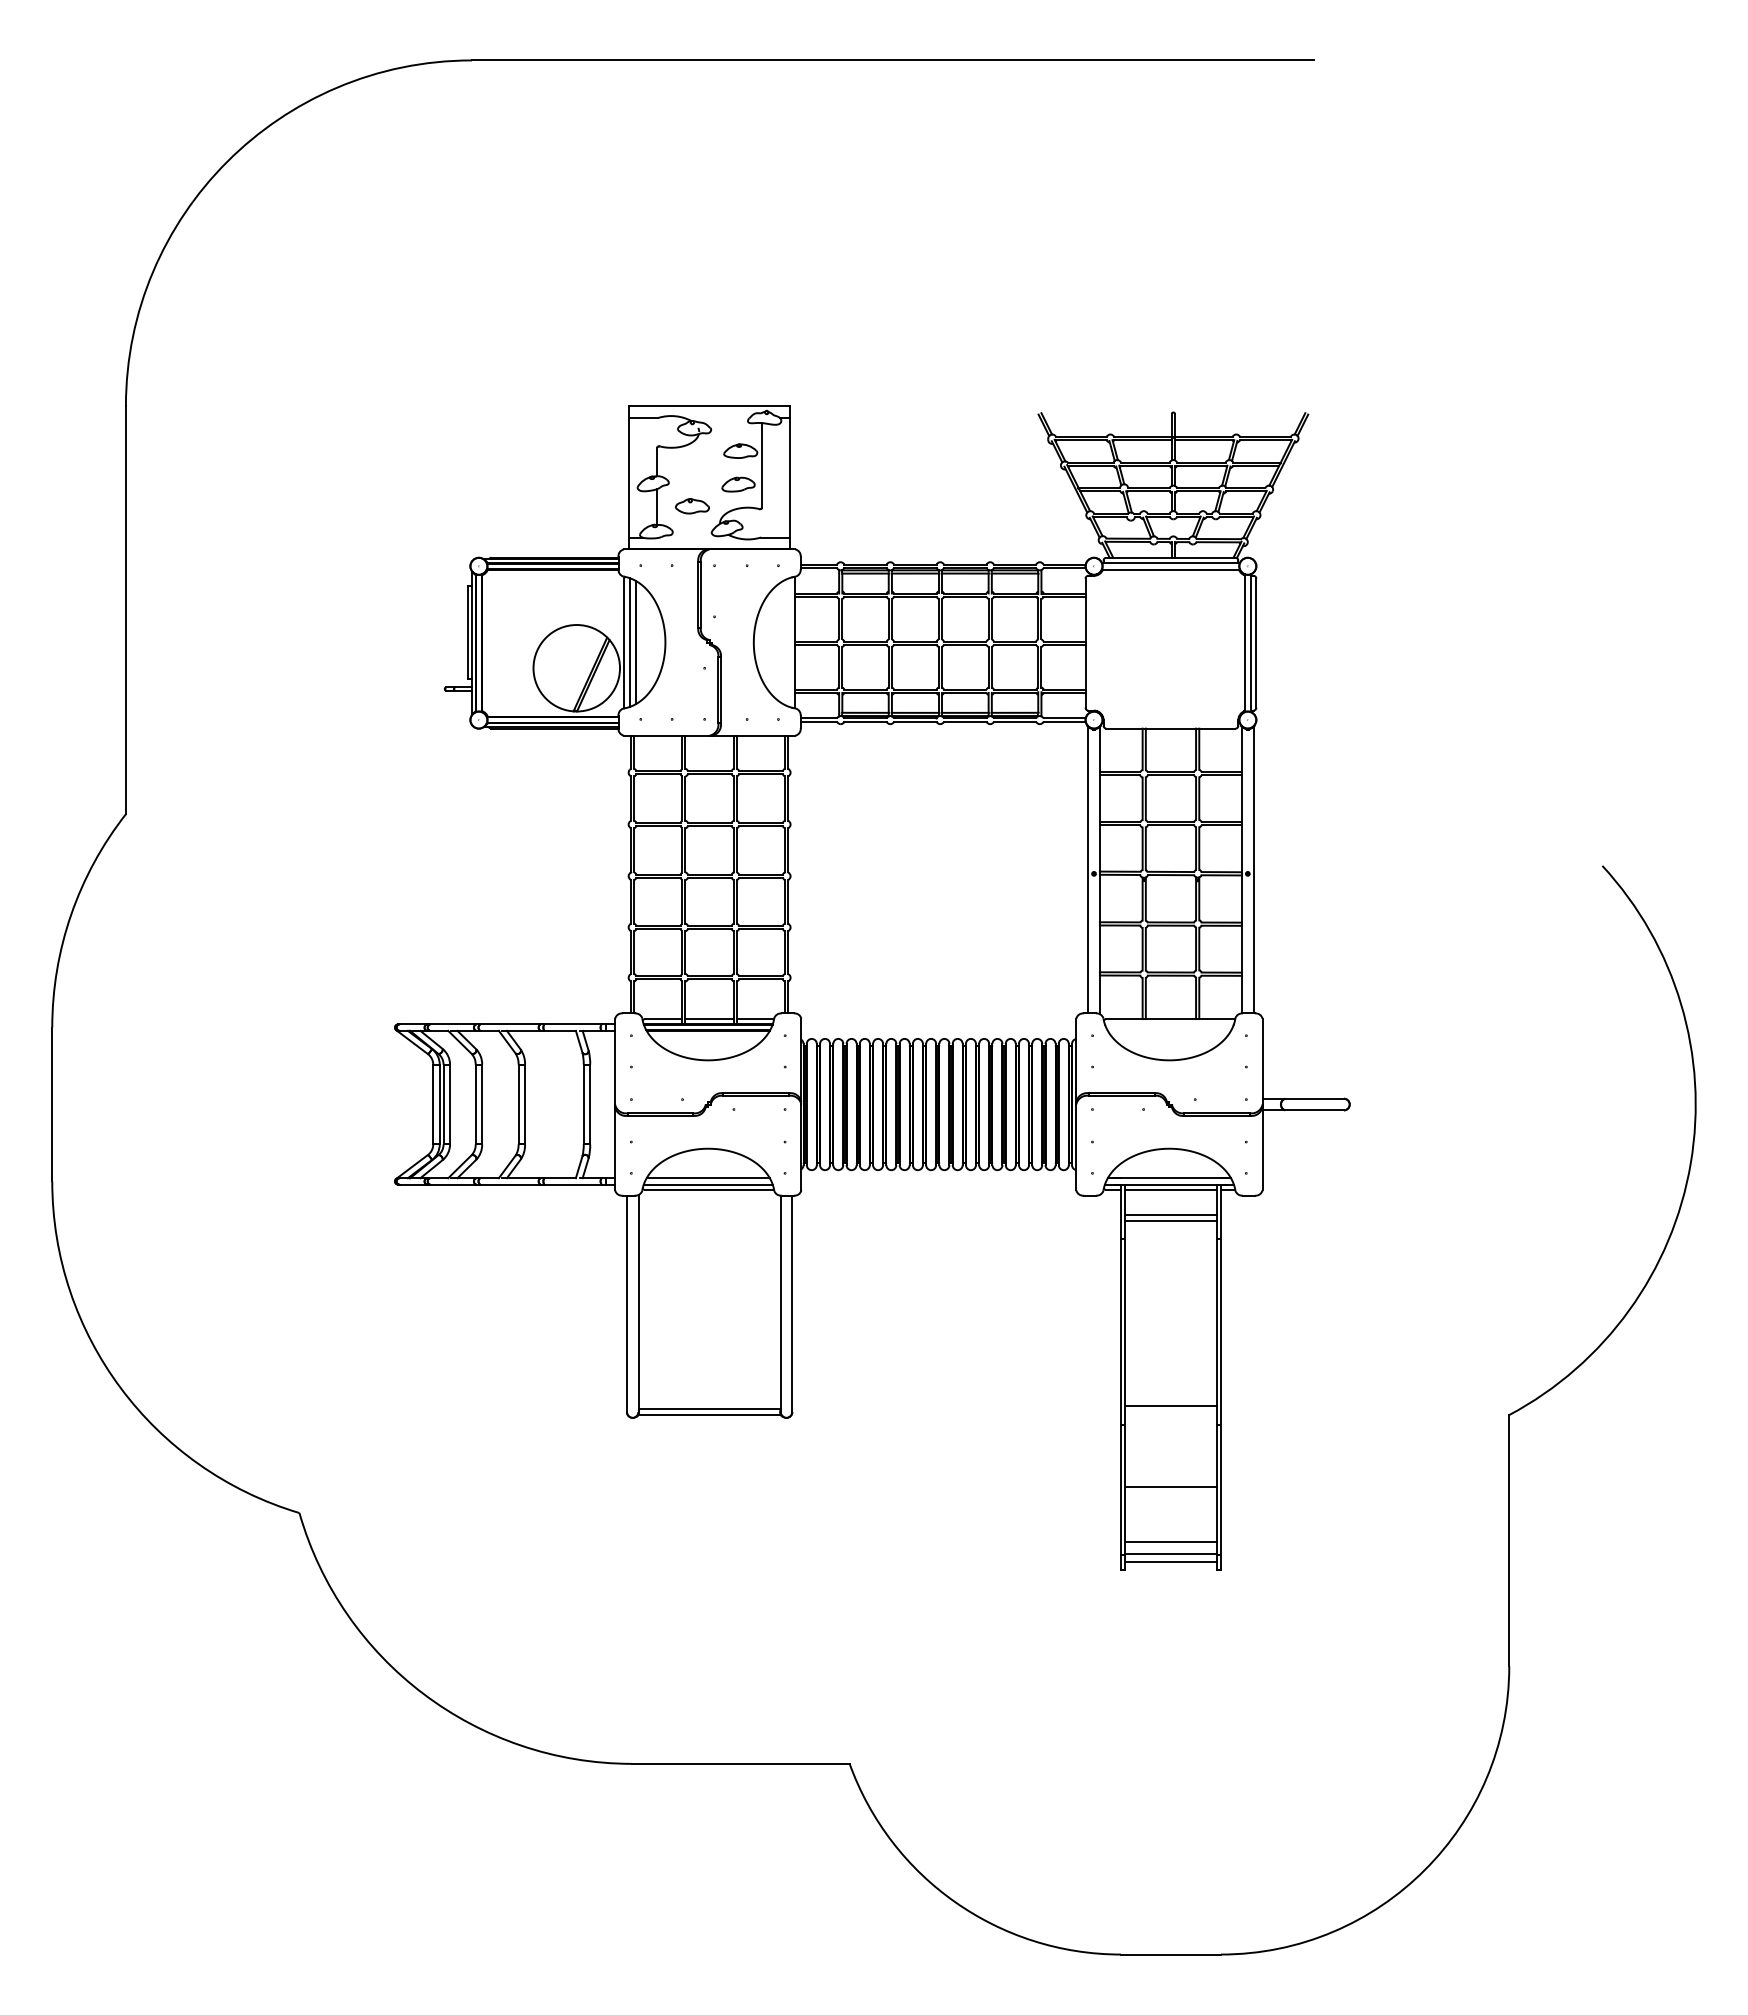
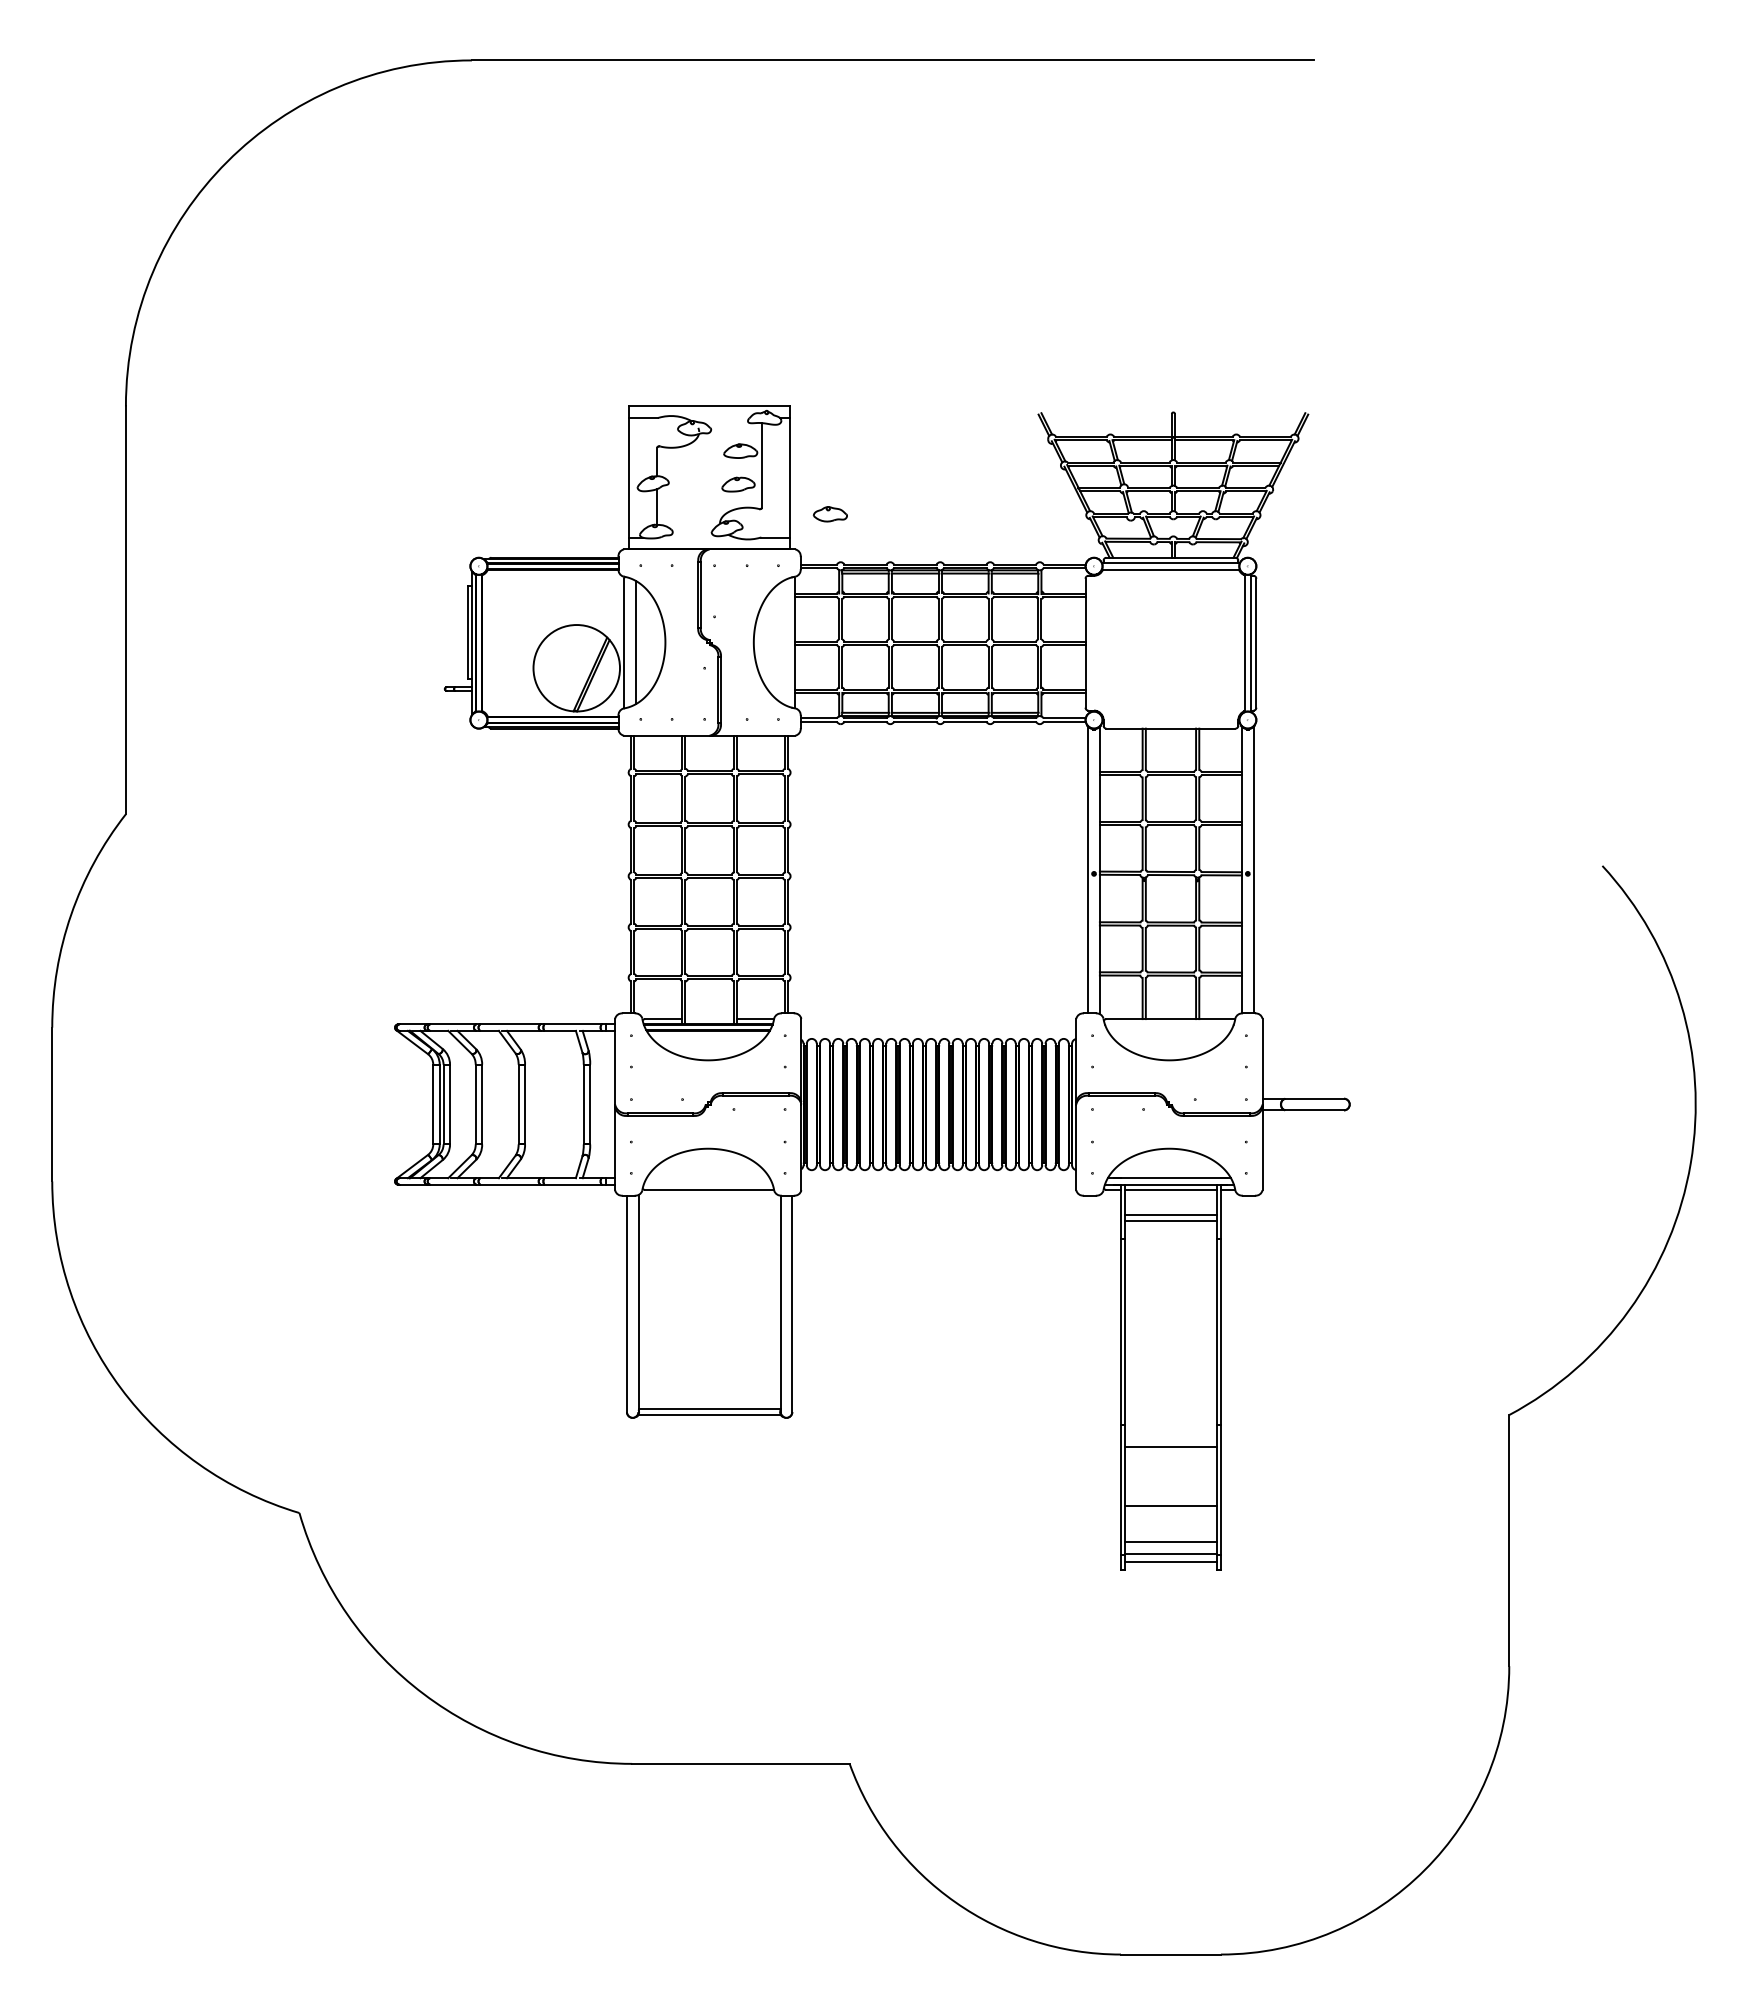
part position: (691, 506) -> (829, 514) (829, 514)
line: present -> none (629, 642)
line: present -> none (709, 1019)
line: present -> none (707, 1178)
line: present -> none (707, 1184)
line position: (1170, 1406) -> (1170, 1447) (1170, 1447)
line position: (1170, 1487) -> (1170, 1506) (1170, 1506)
